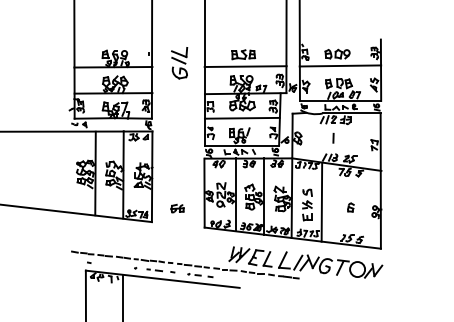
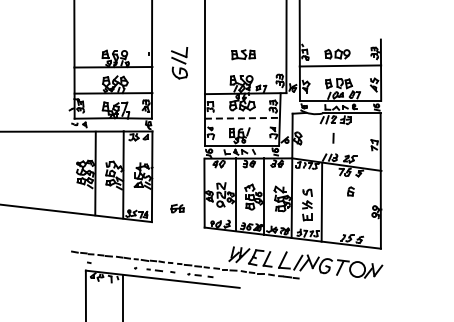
line: present -> none (245, 66)
line: solid -> dashed (242, 118)
part position: (350, 207) -> (350, 191) (350, 191)
